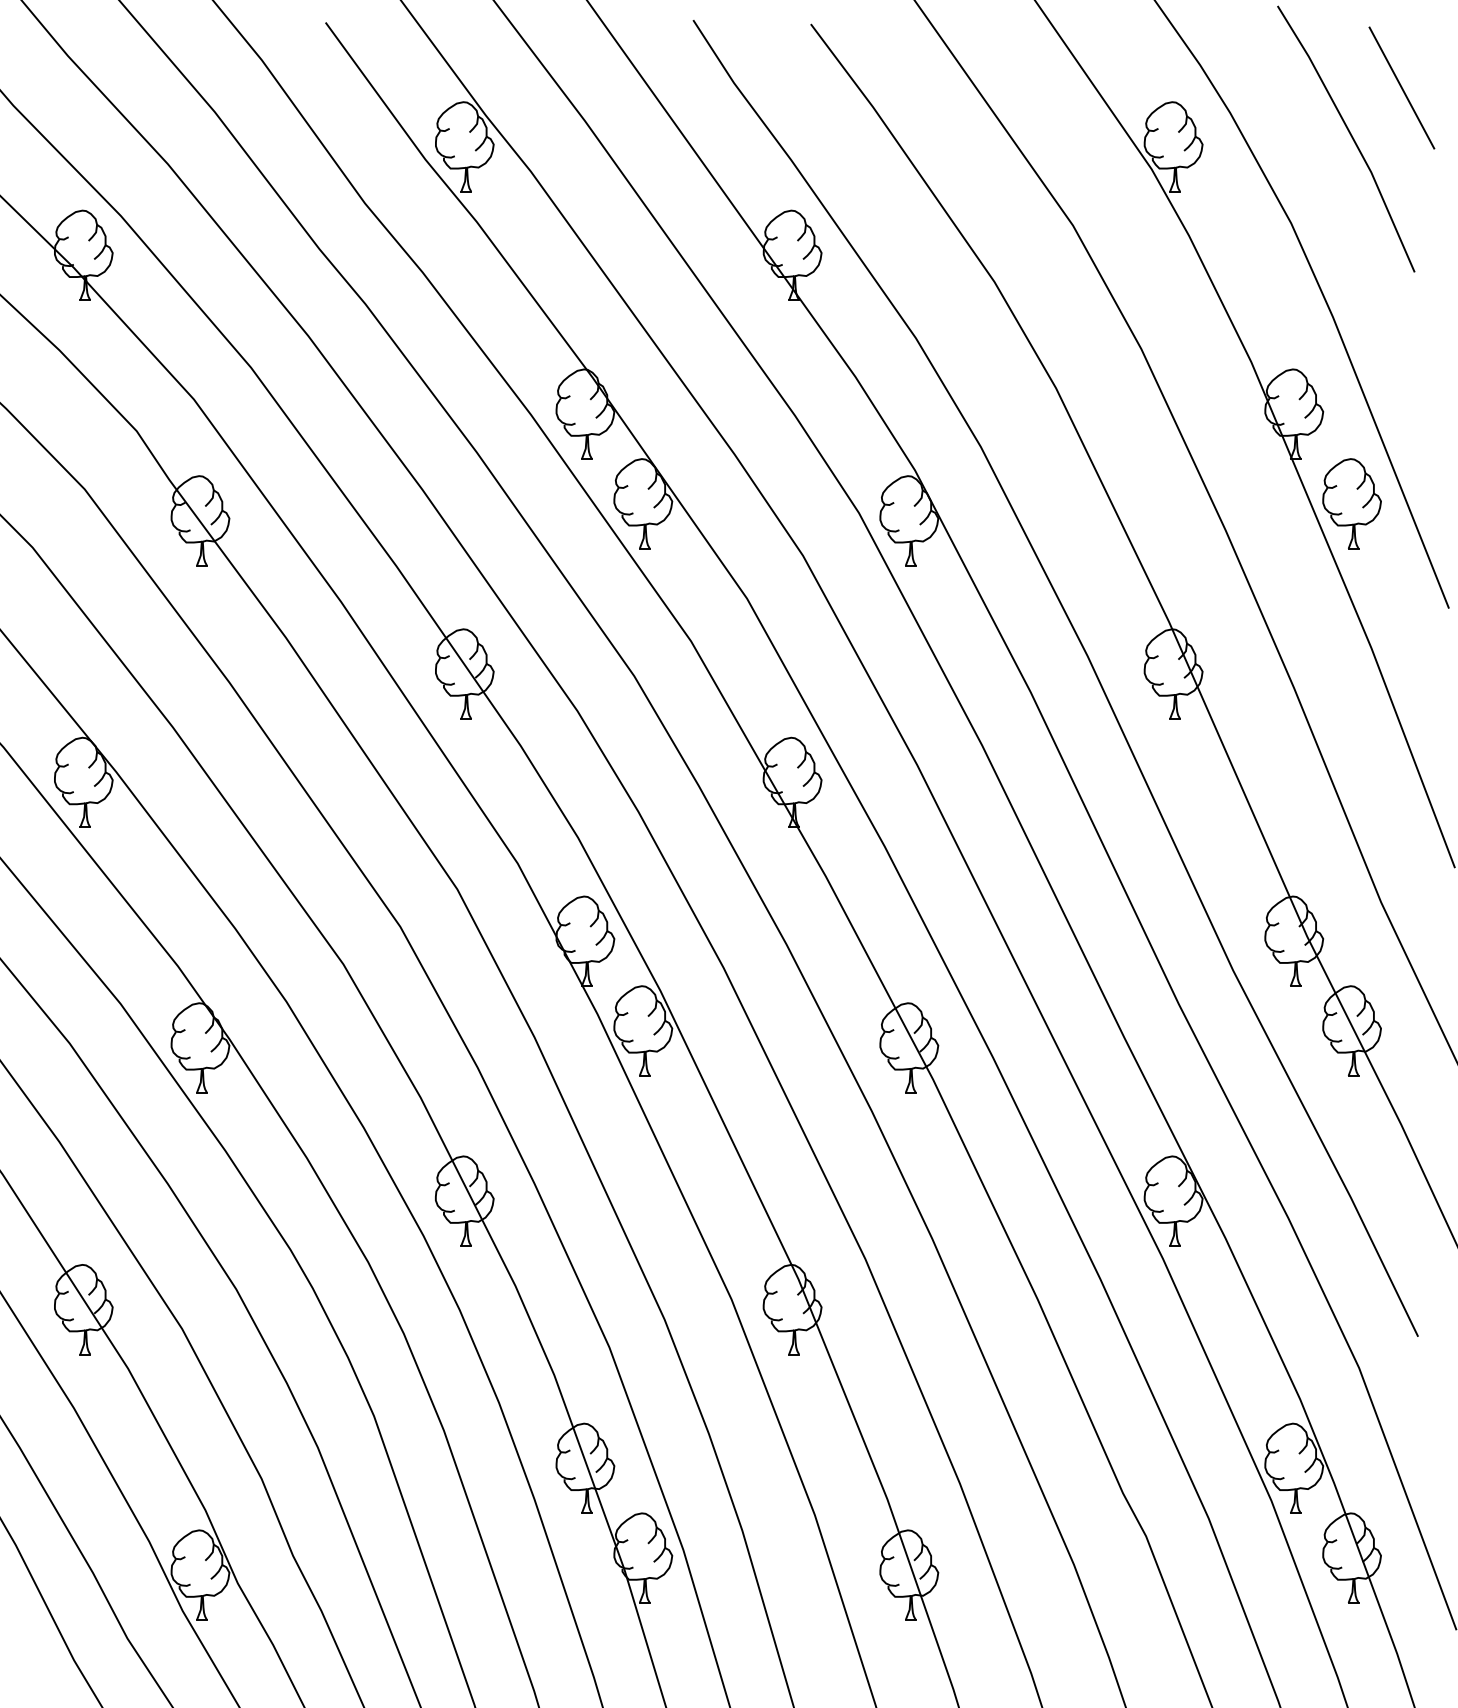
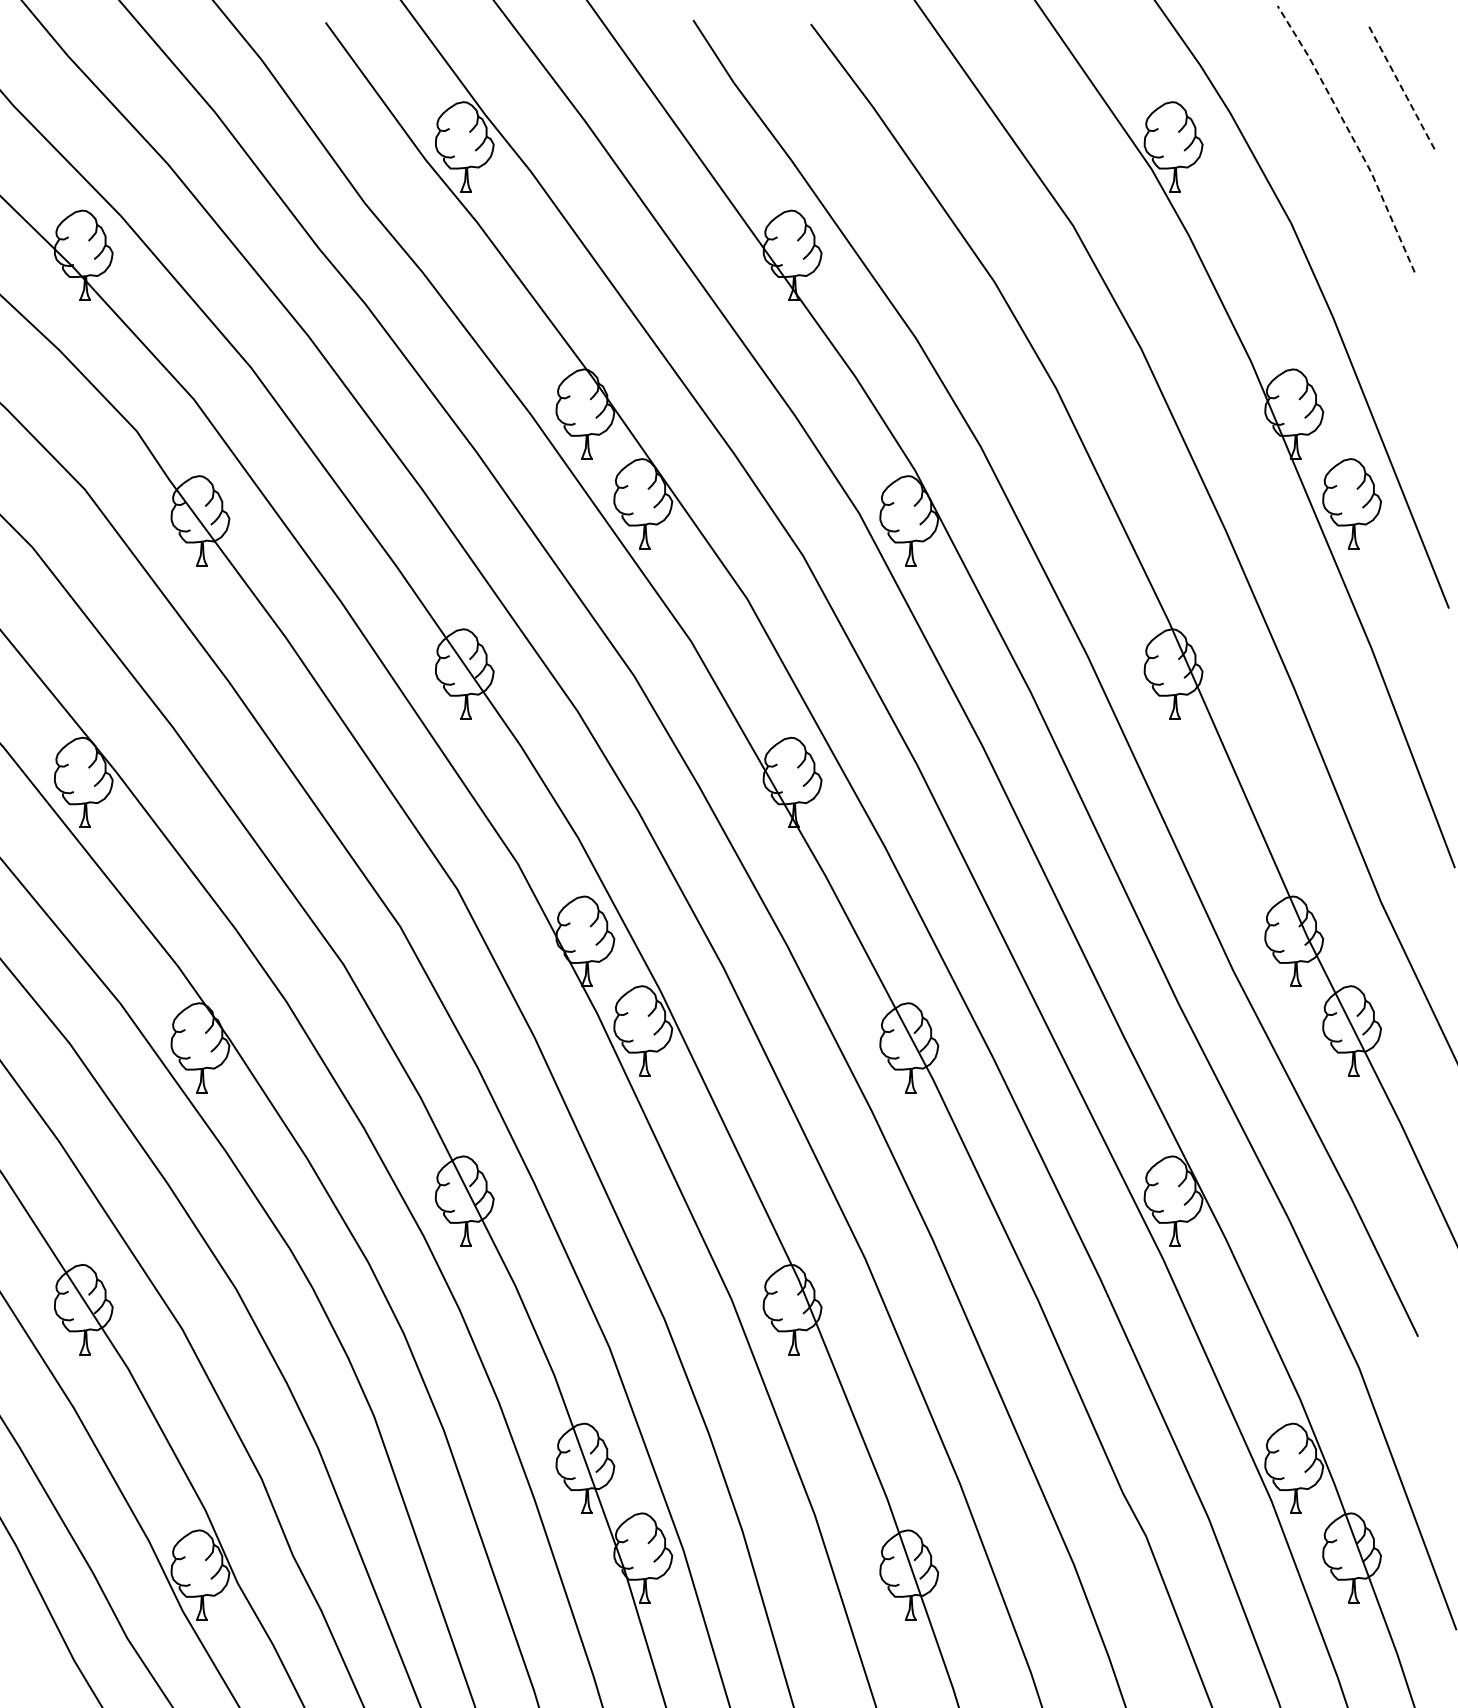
line: solid -> dashed (1401, 87)
line: solid -> dashed (1351, 136)
